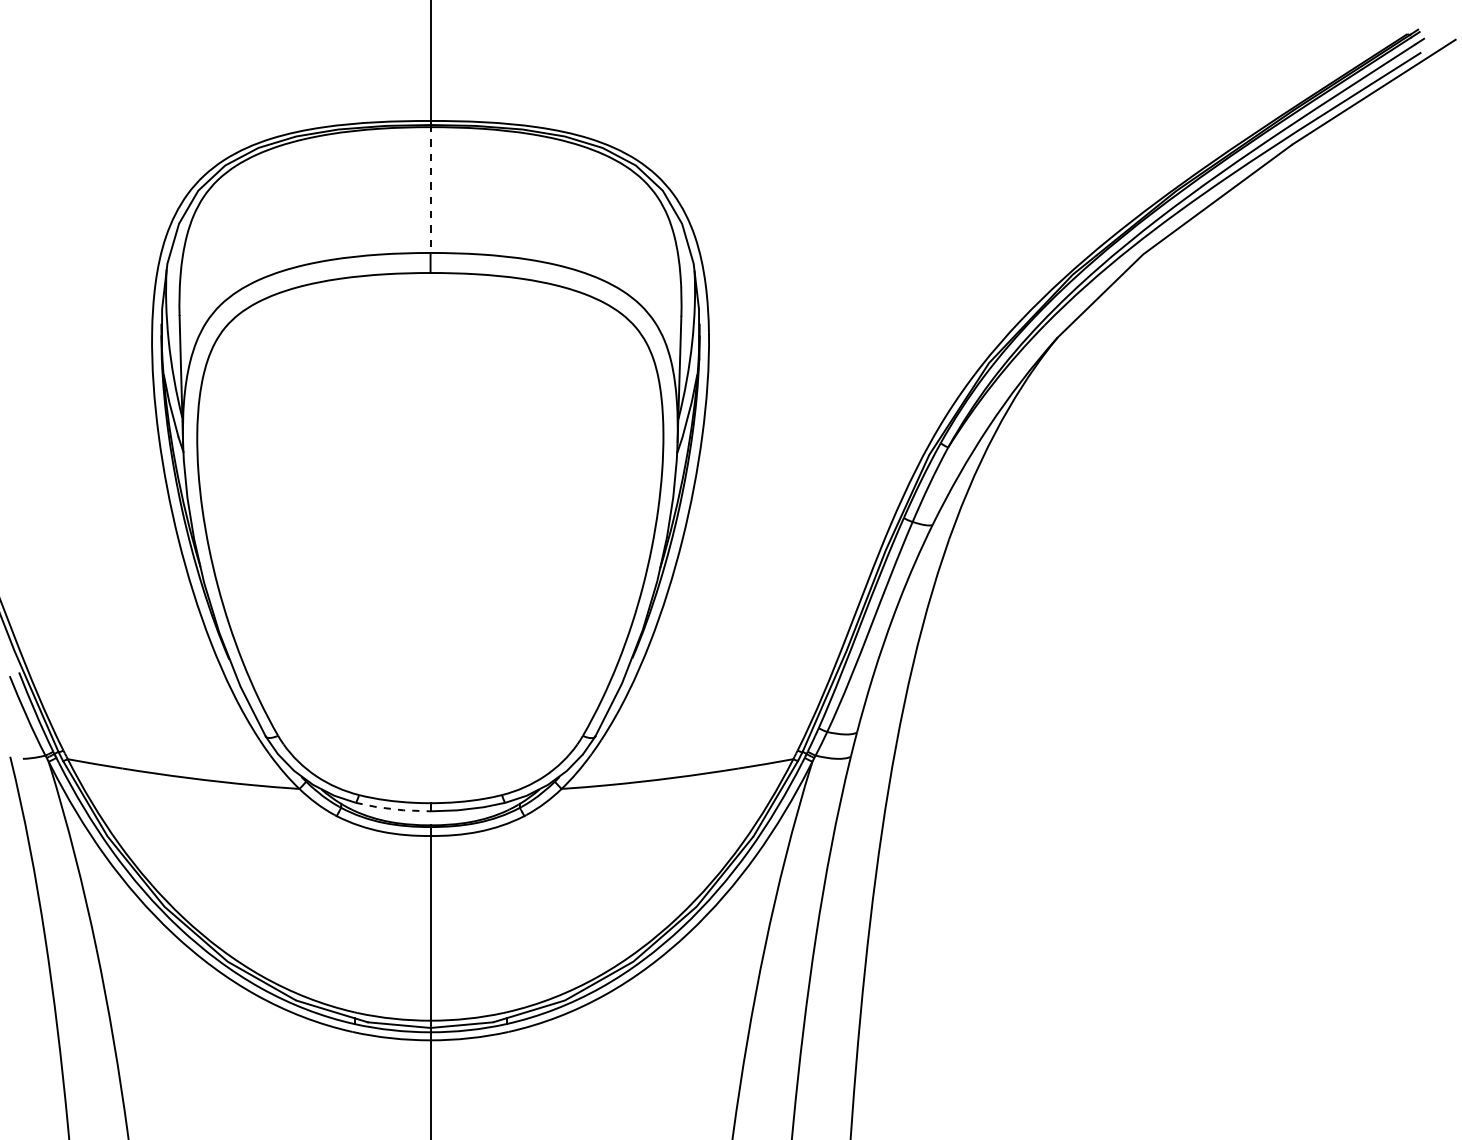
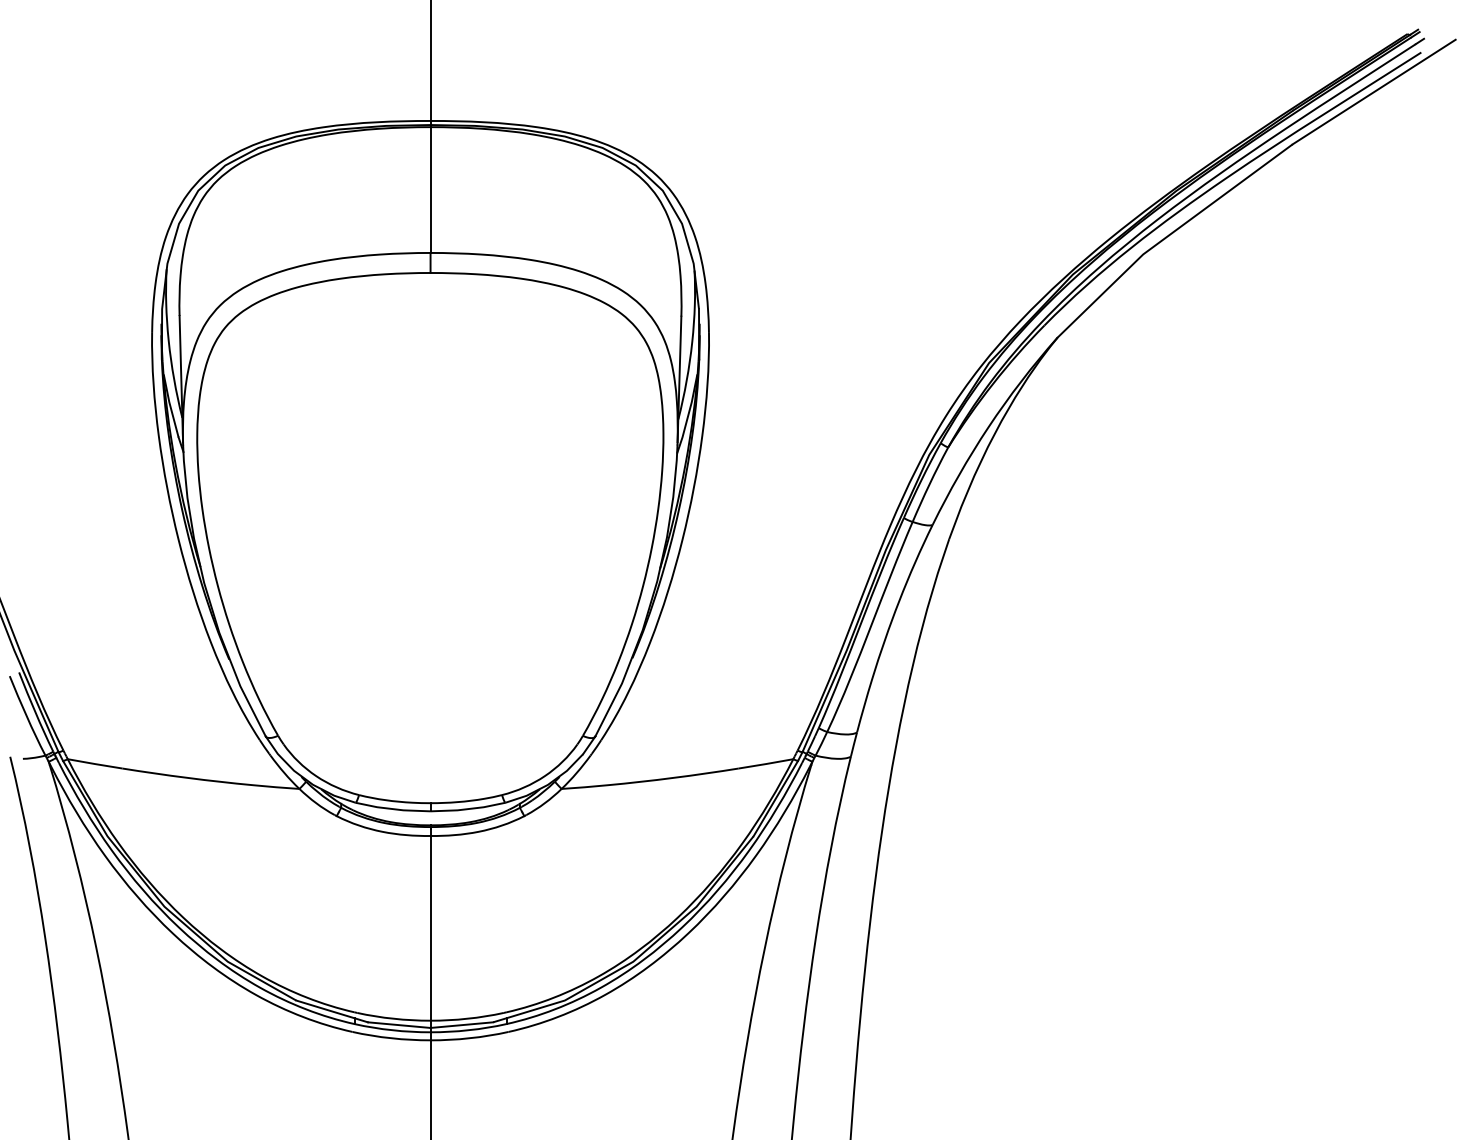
line: dashed -> solid (430, 189)
line: dashed -> solid (392, 809)
